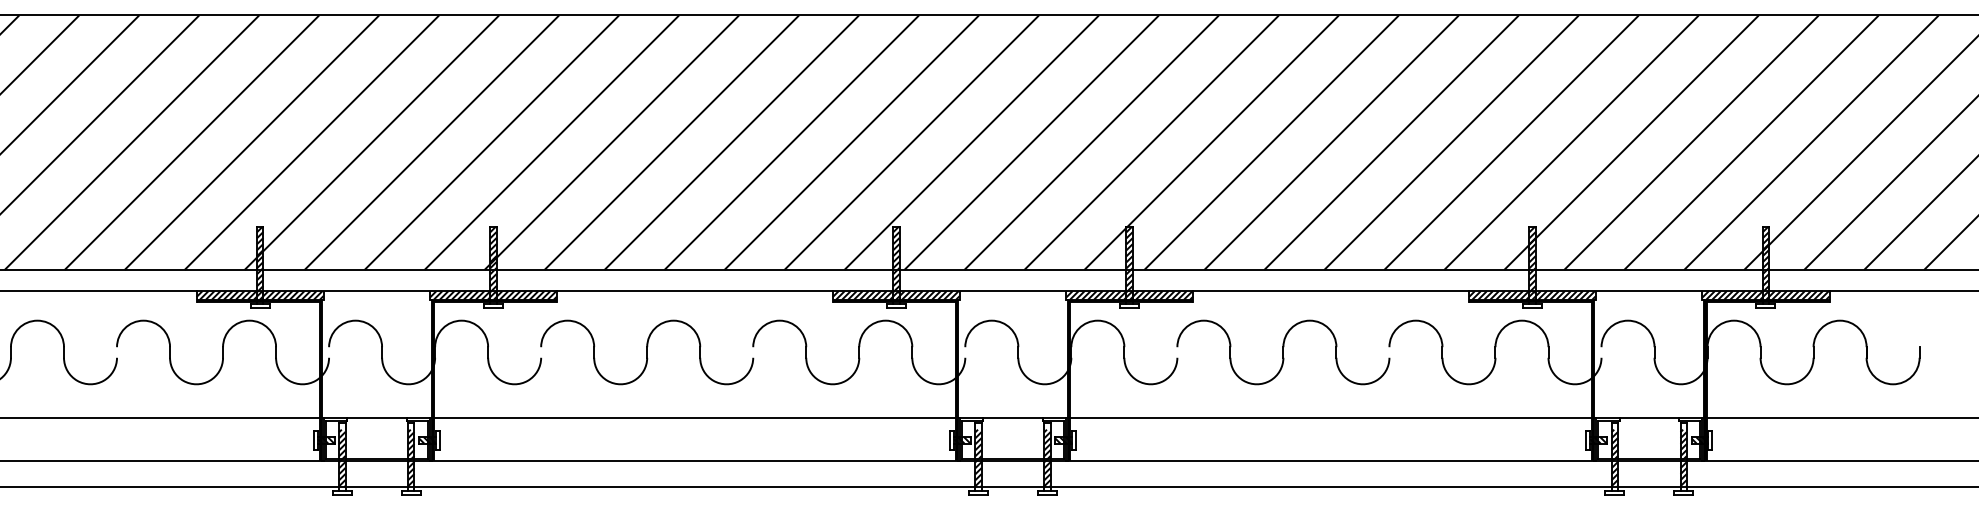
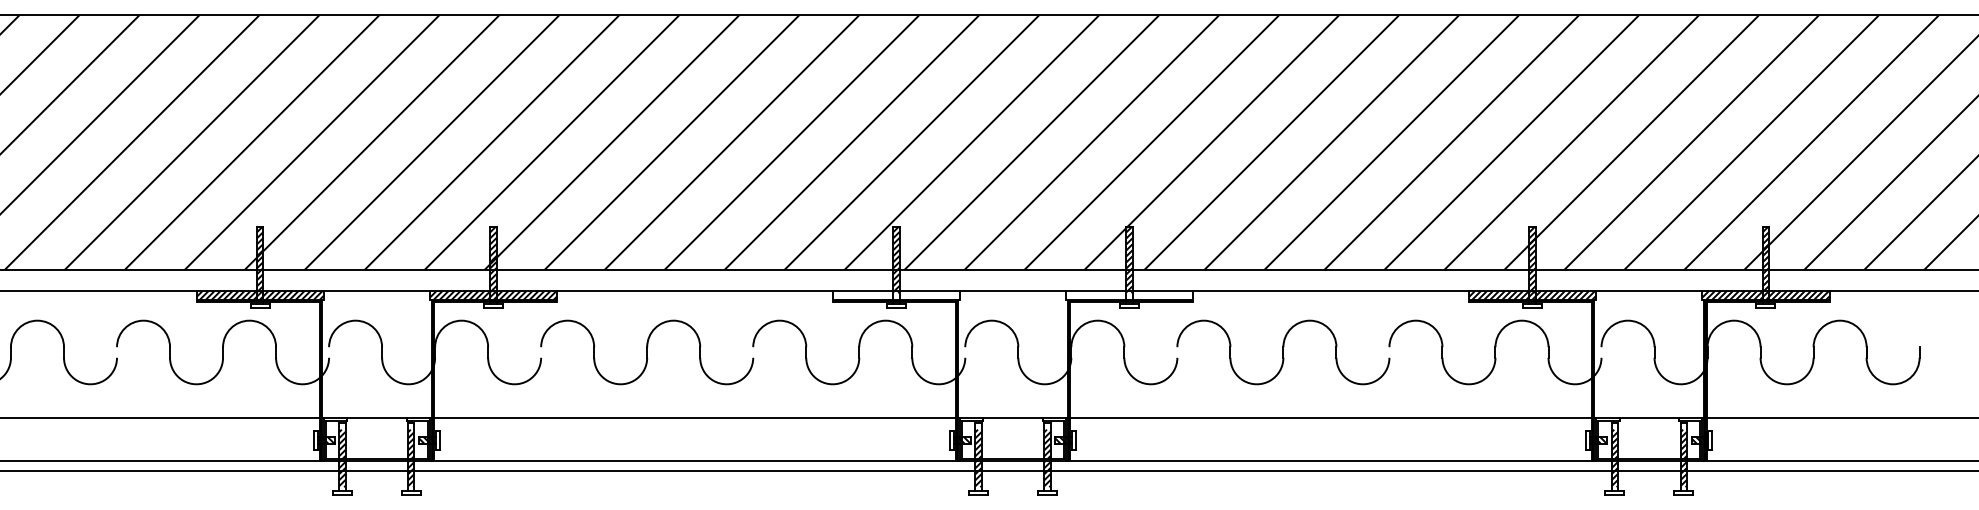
hatch: present -> none (896, 295)
hatch: present -> none (1129, 295)
line position: (988, 487) -> (988, 471) (988, 471)
